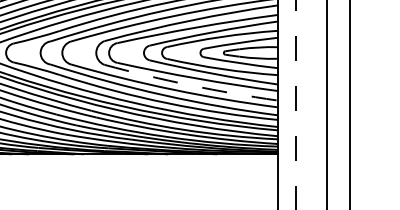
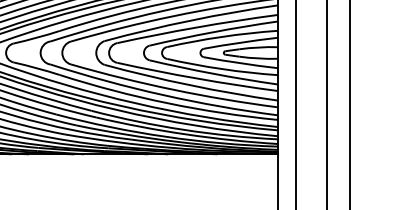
arc: dashed -> solid (190, 85)
line: dashed -> solid (295, 105)
